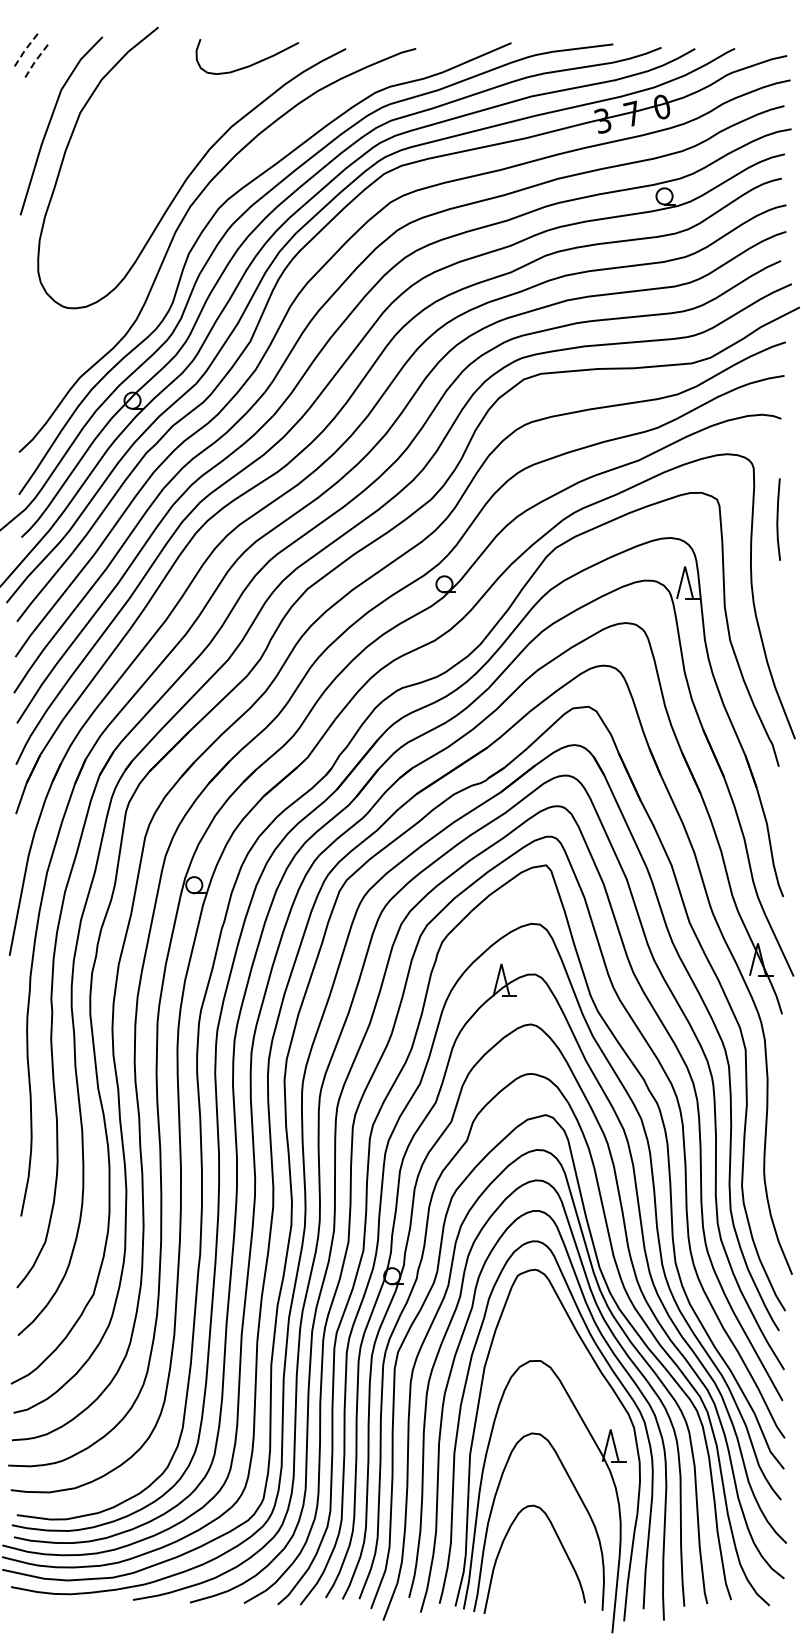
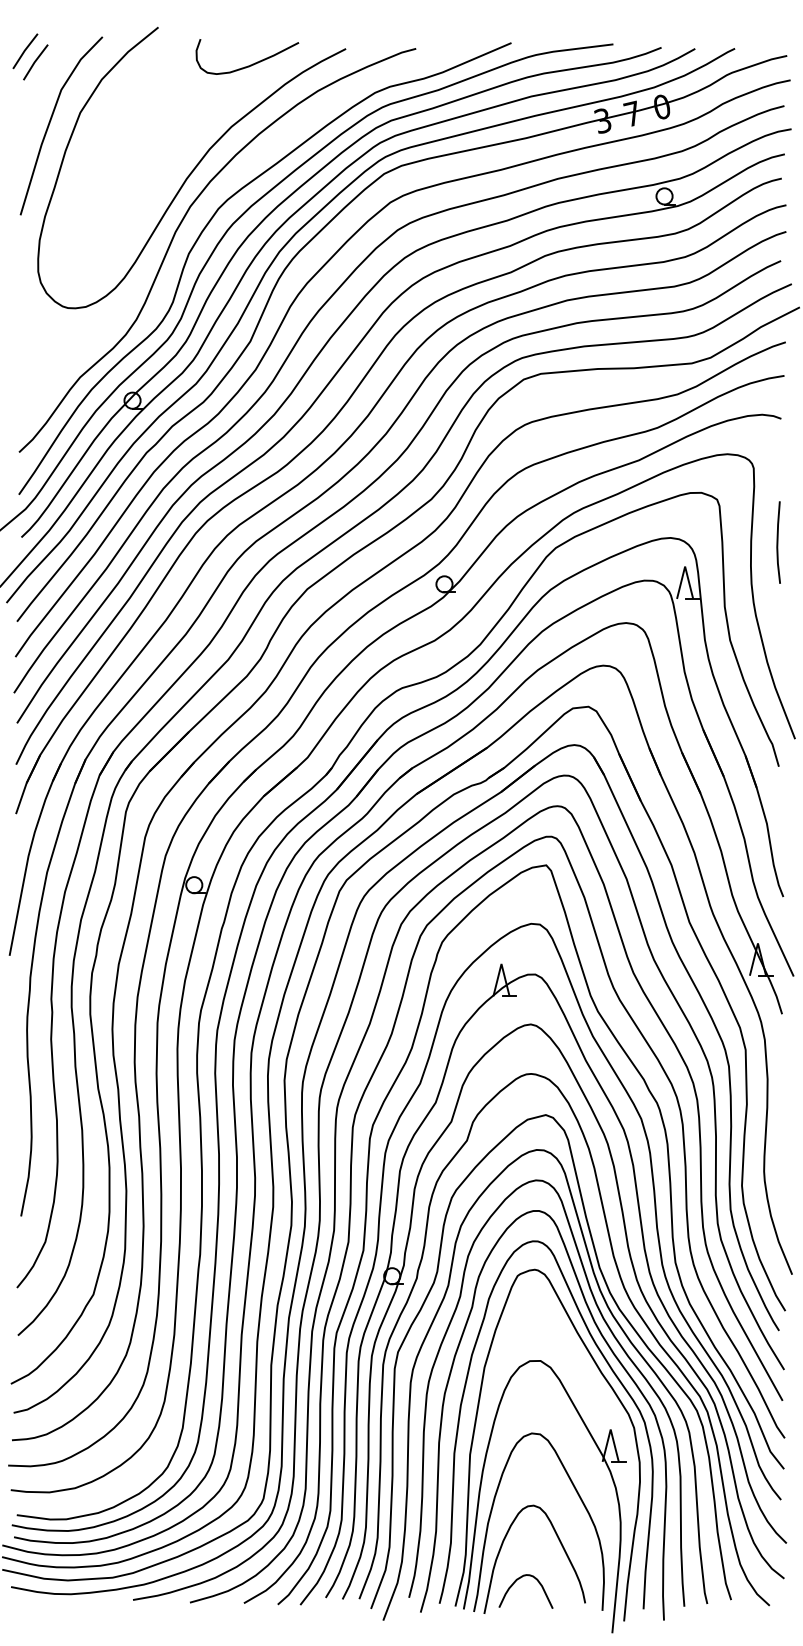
line: dashed -> solid (24, 50)
line: dashed -> solid (34, 62)
line position: (778, 519) -> (778, 542) (778, 542)
curve: none -> present (519, 1579)
